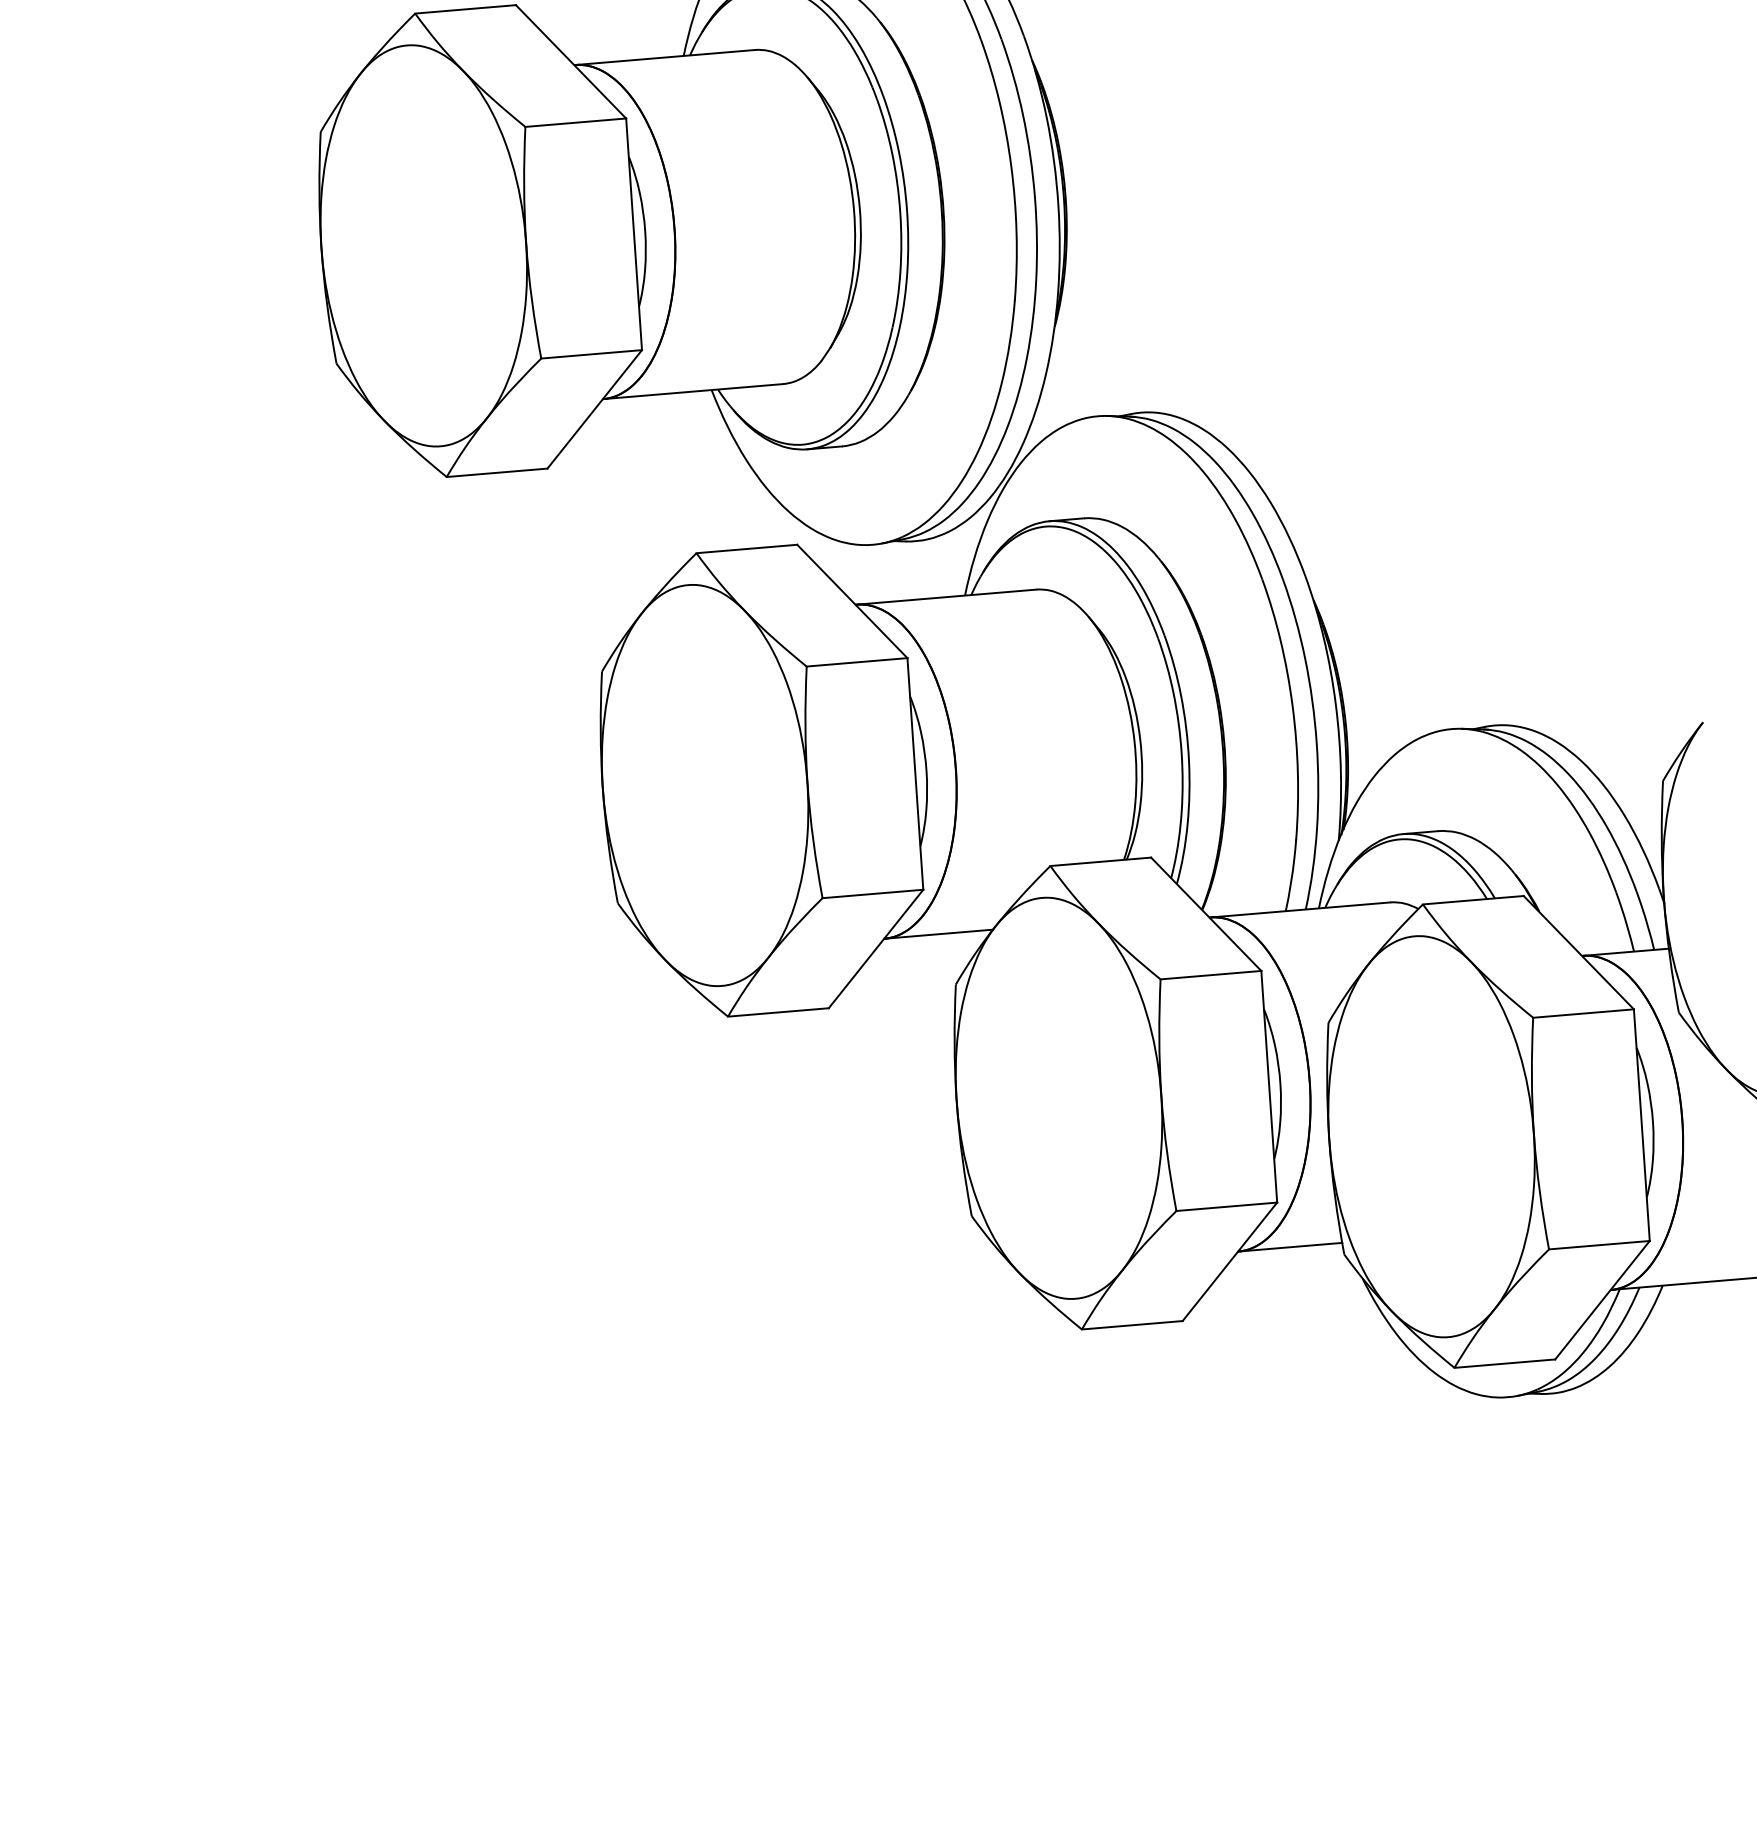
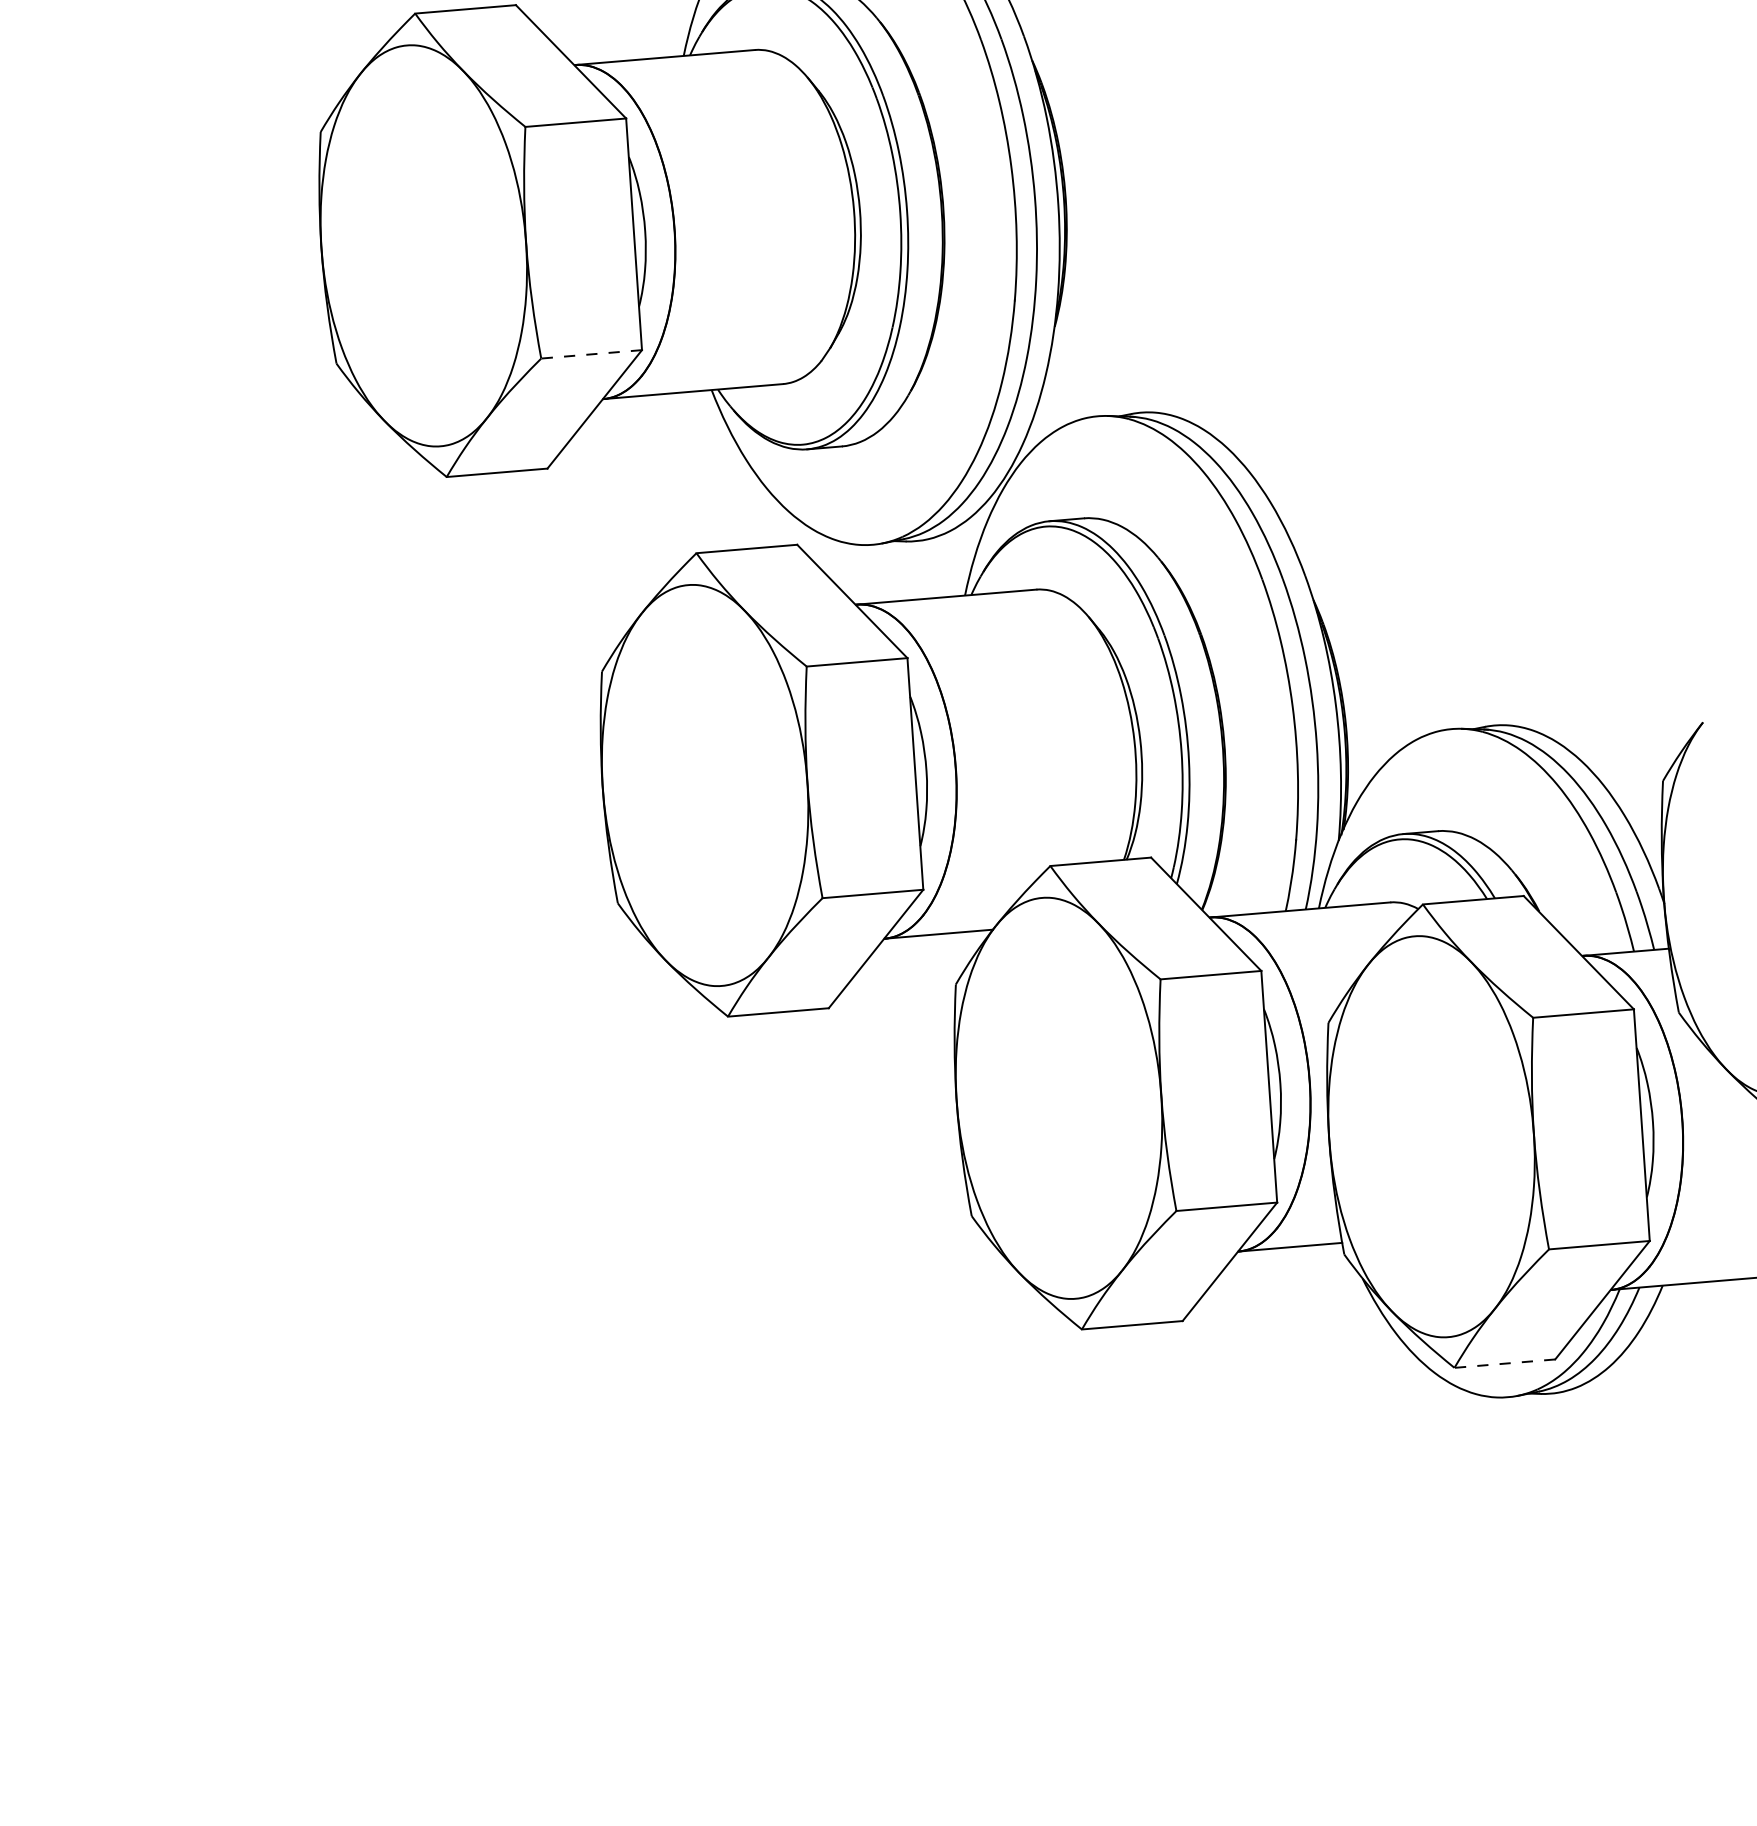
line: solid -> dashed (591, 354)
line: solid -> dashed (1504, 1363)
